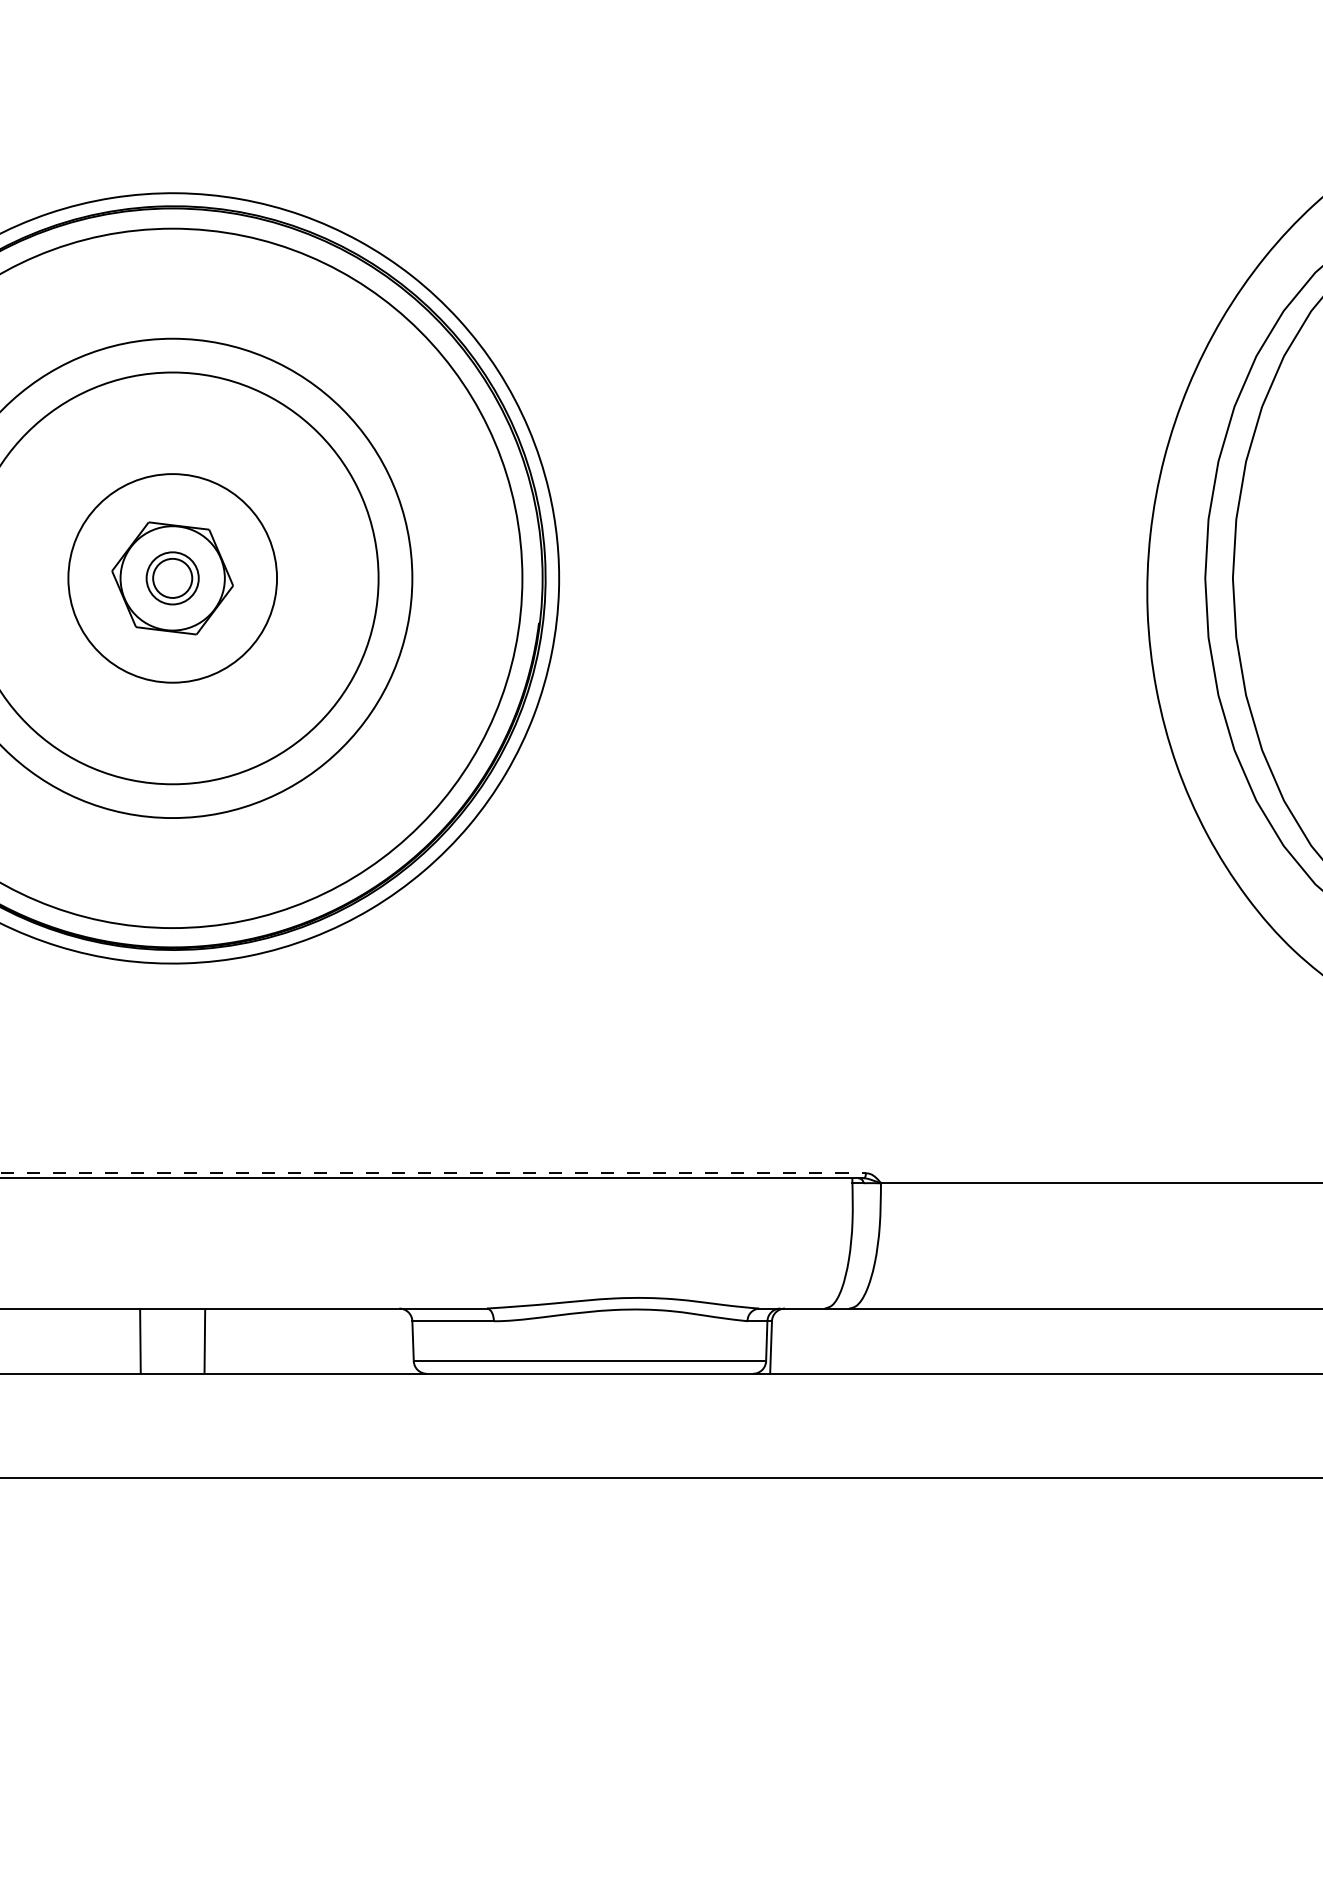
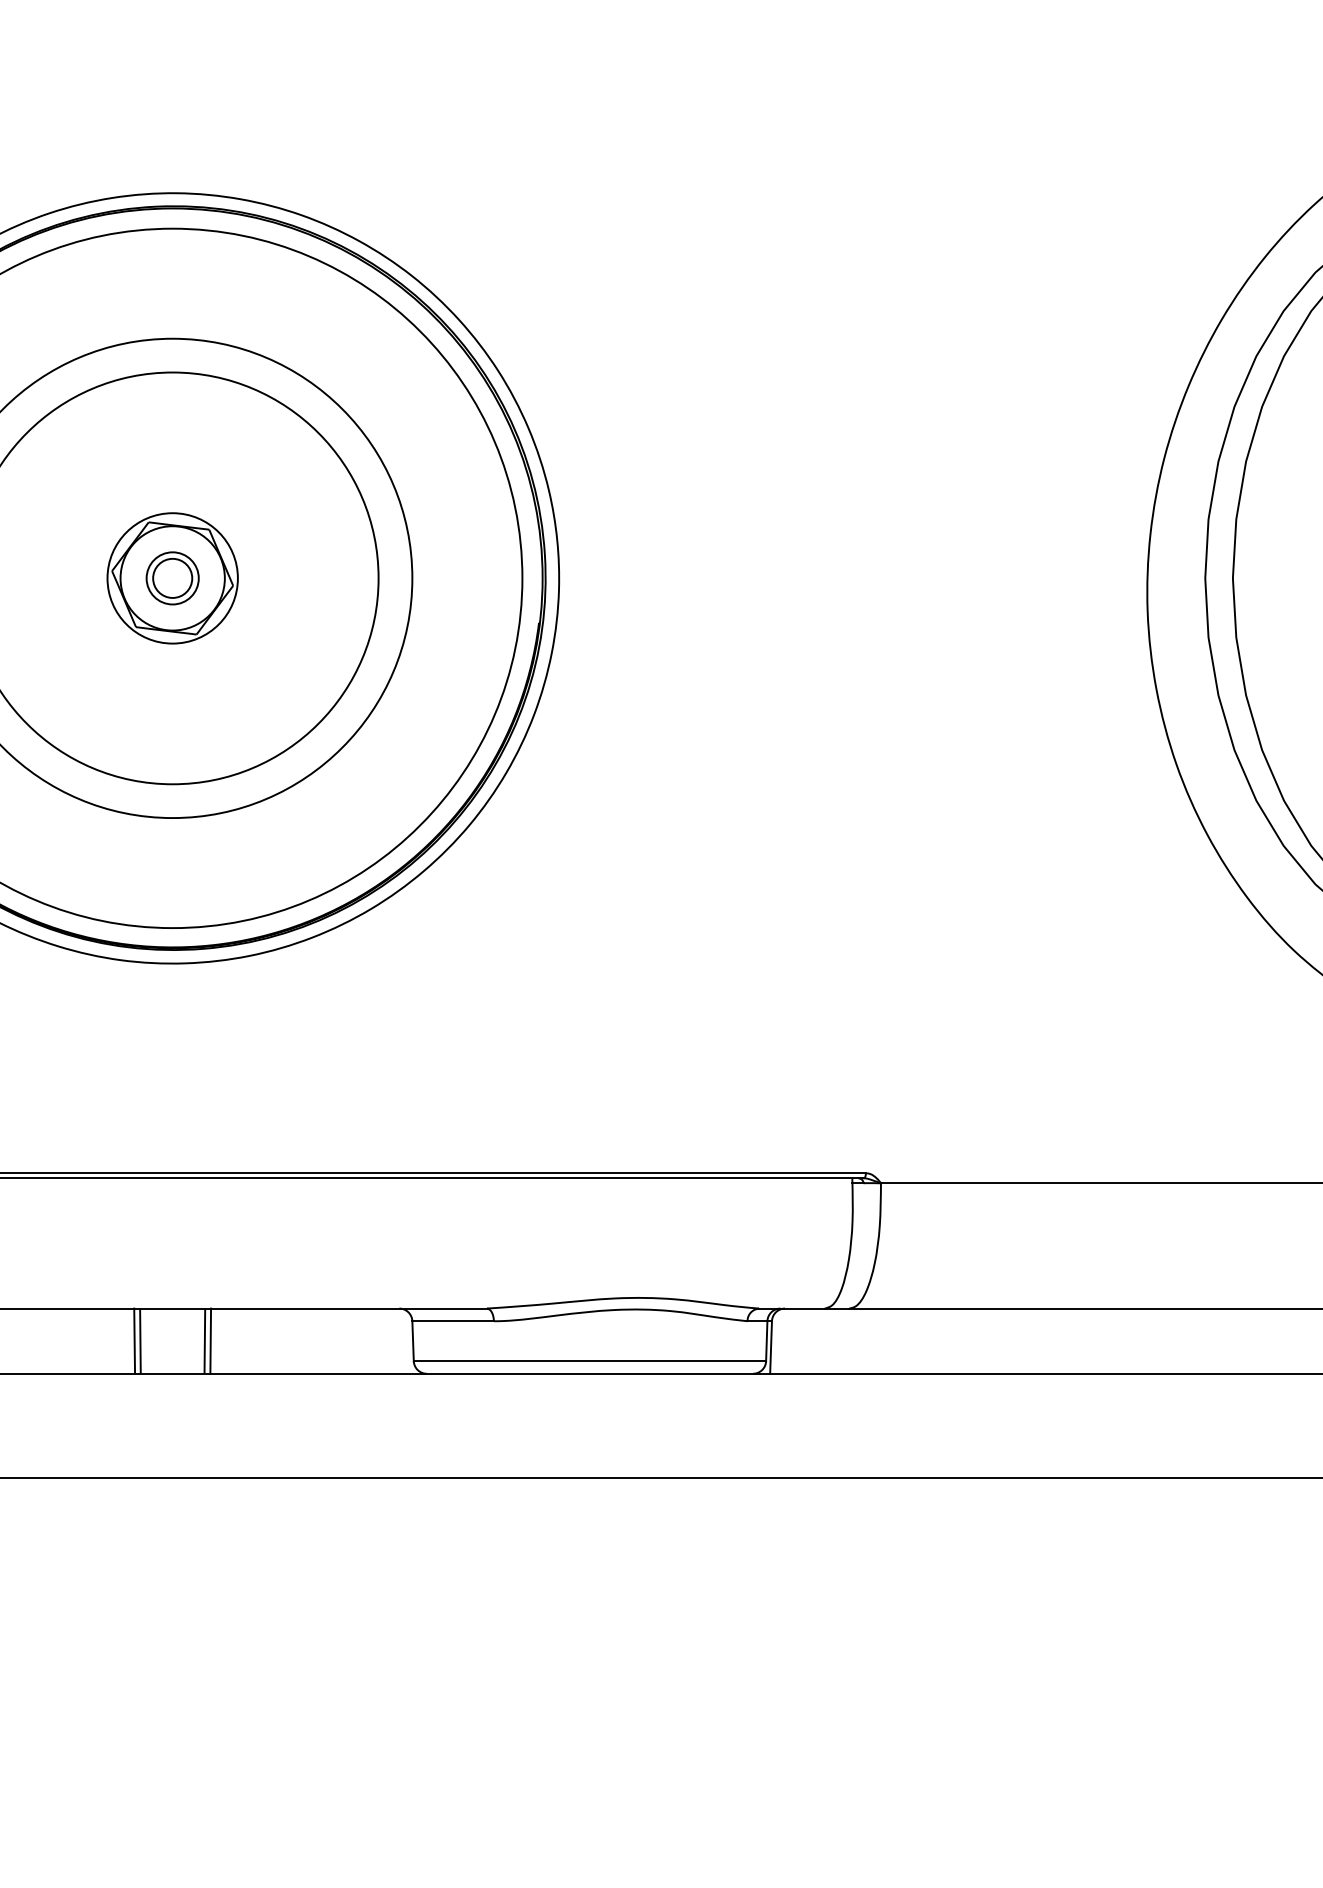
circle diameter: 209 px -> 130 px (172, 578)
line: dashed -> solid (433, 1173)
line: none -> present (134, 1340)
line: none -> present (210, 1340)
